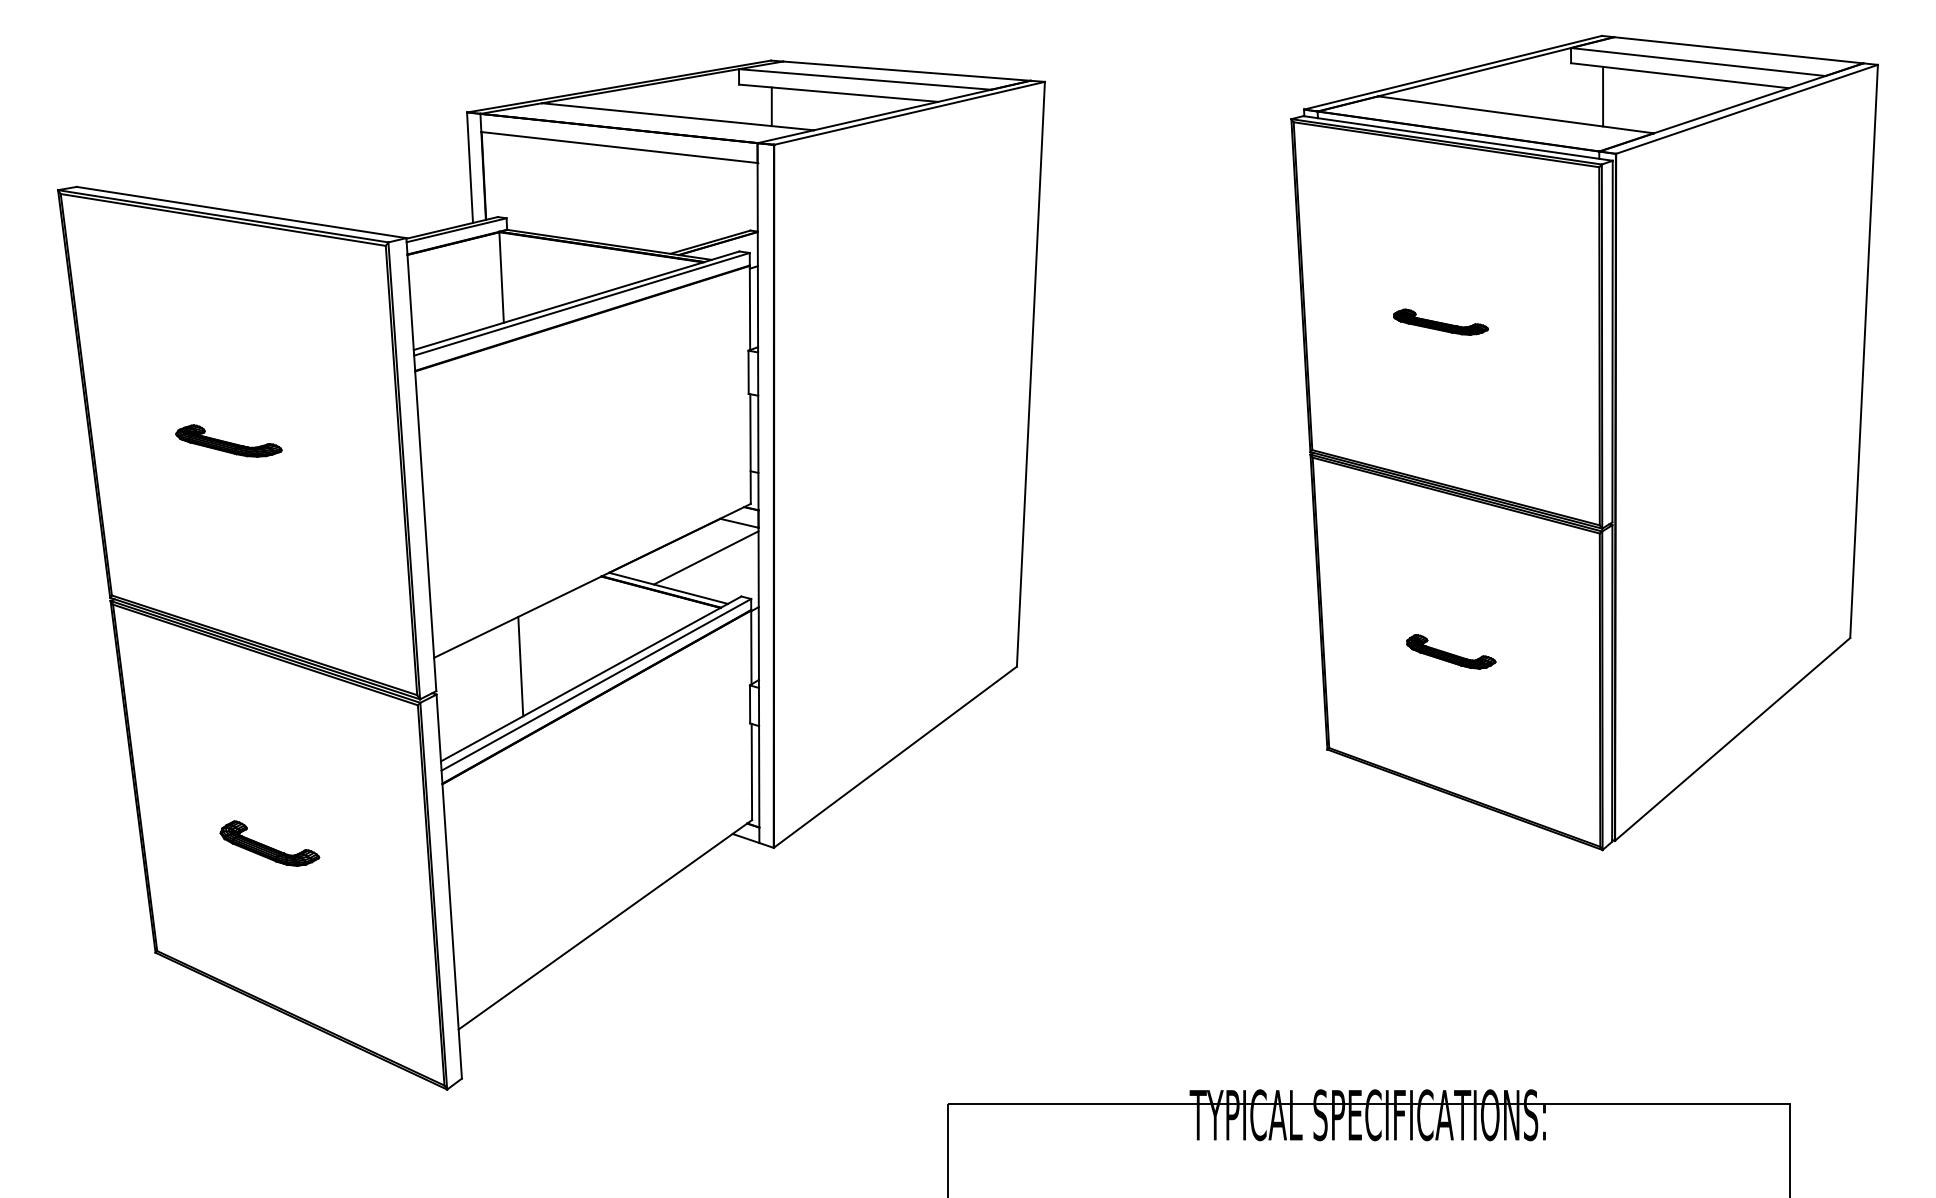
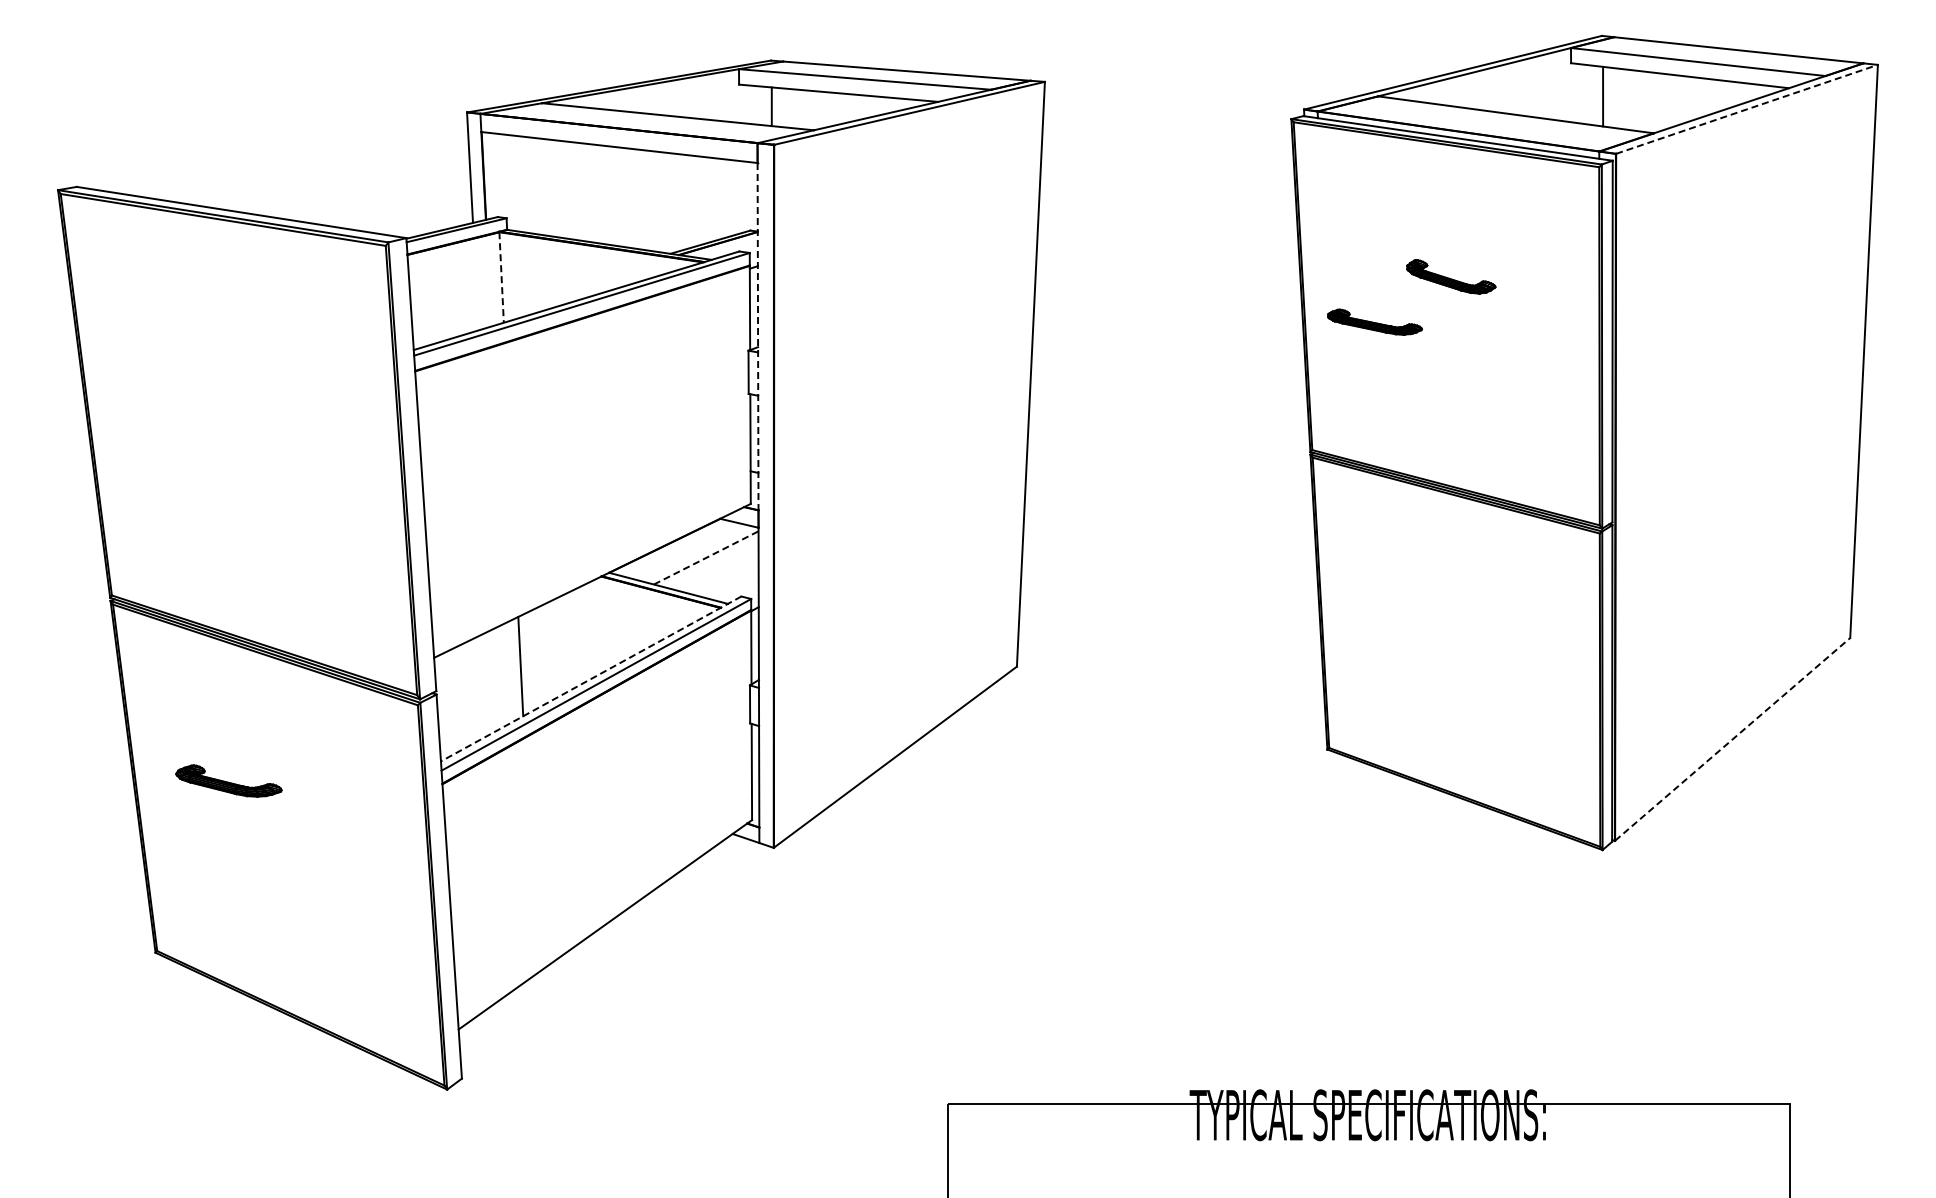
line: solid -> dashed (1747, 109)
line: solid -> dashed (501, 278)
part position: (1440, 321) -> (1374, 321) (1374, 321)
line: solid -> dashed (758, 336)
part position: (228, 440) -> (228, 780) (228, 780)
line: solid -> dashed (706, 557)
part position: (1451, 651) -> (1451, 276) (1451, 276)
line: solid -> dashed (590, 679)
line: solid -> dashed (1733, 739)
part: present -> none (269, 843)
